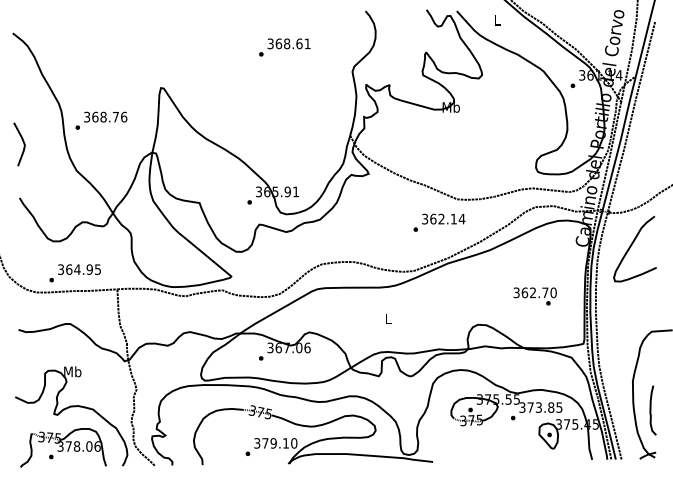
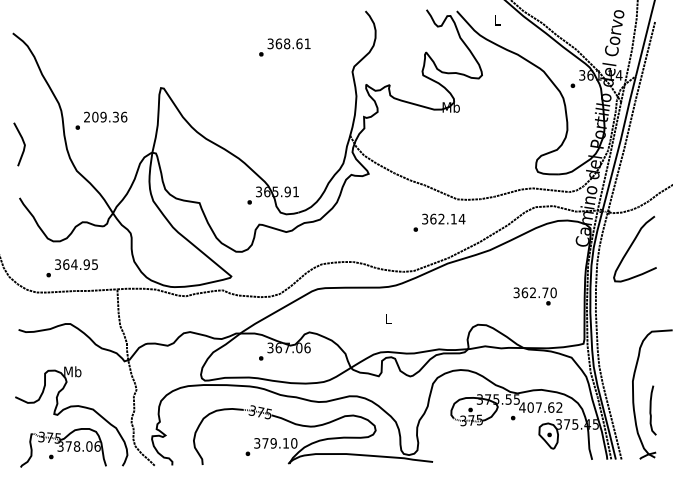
text: 368.76 -> 209.36 (101, 116)
text position: (74, 273) -> (71, 268) (71, 268)
text: 373.85 -> 407.62 (540, 407)
